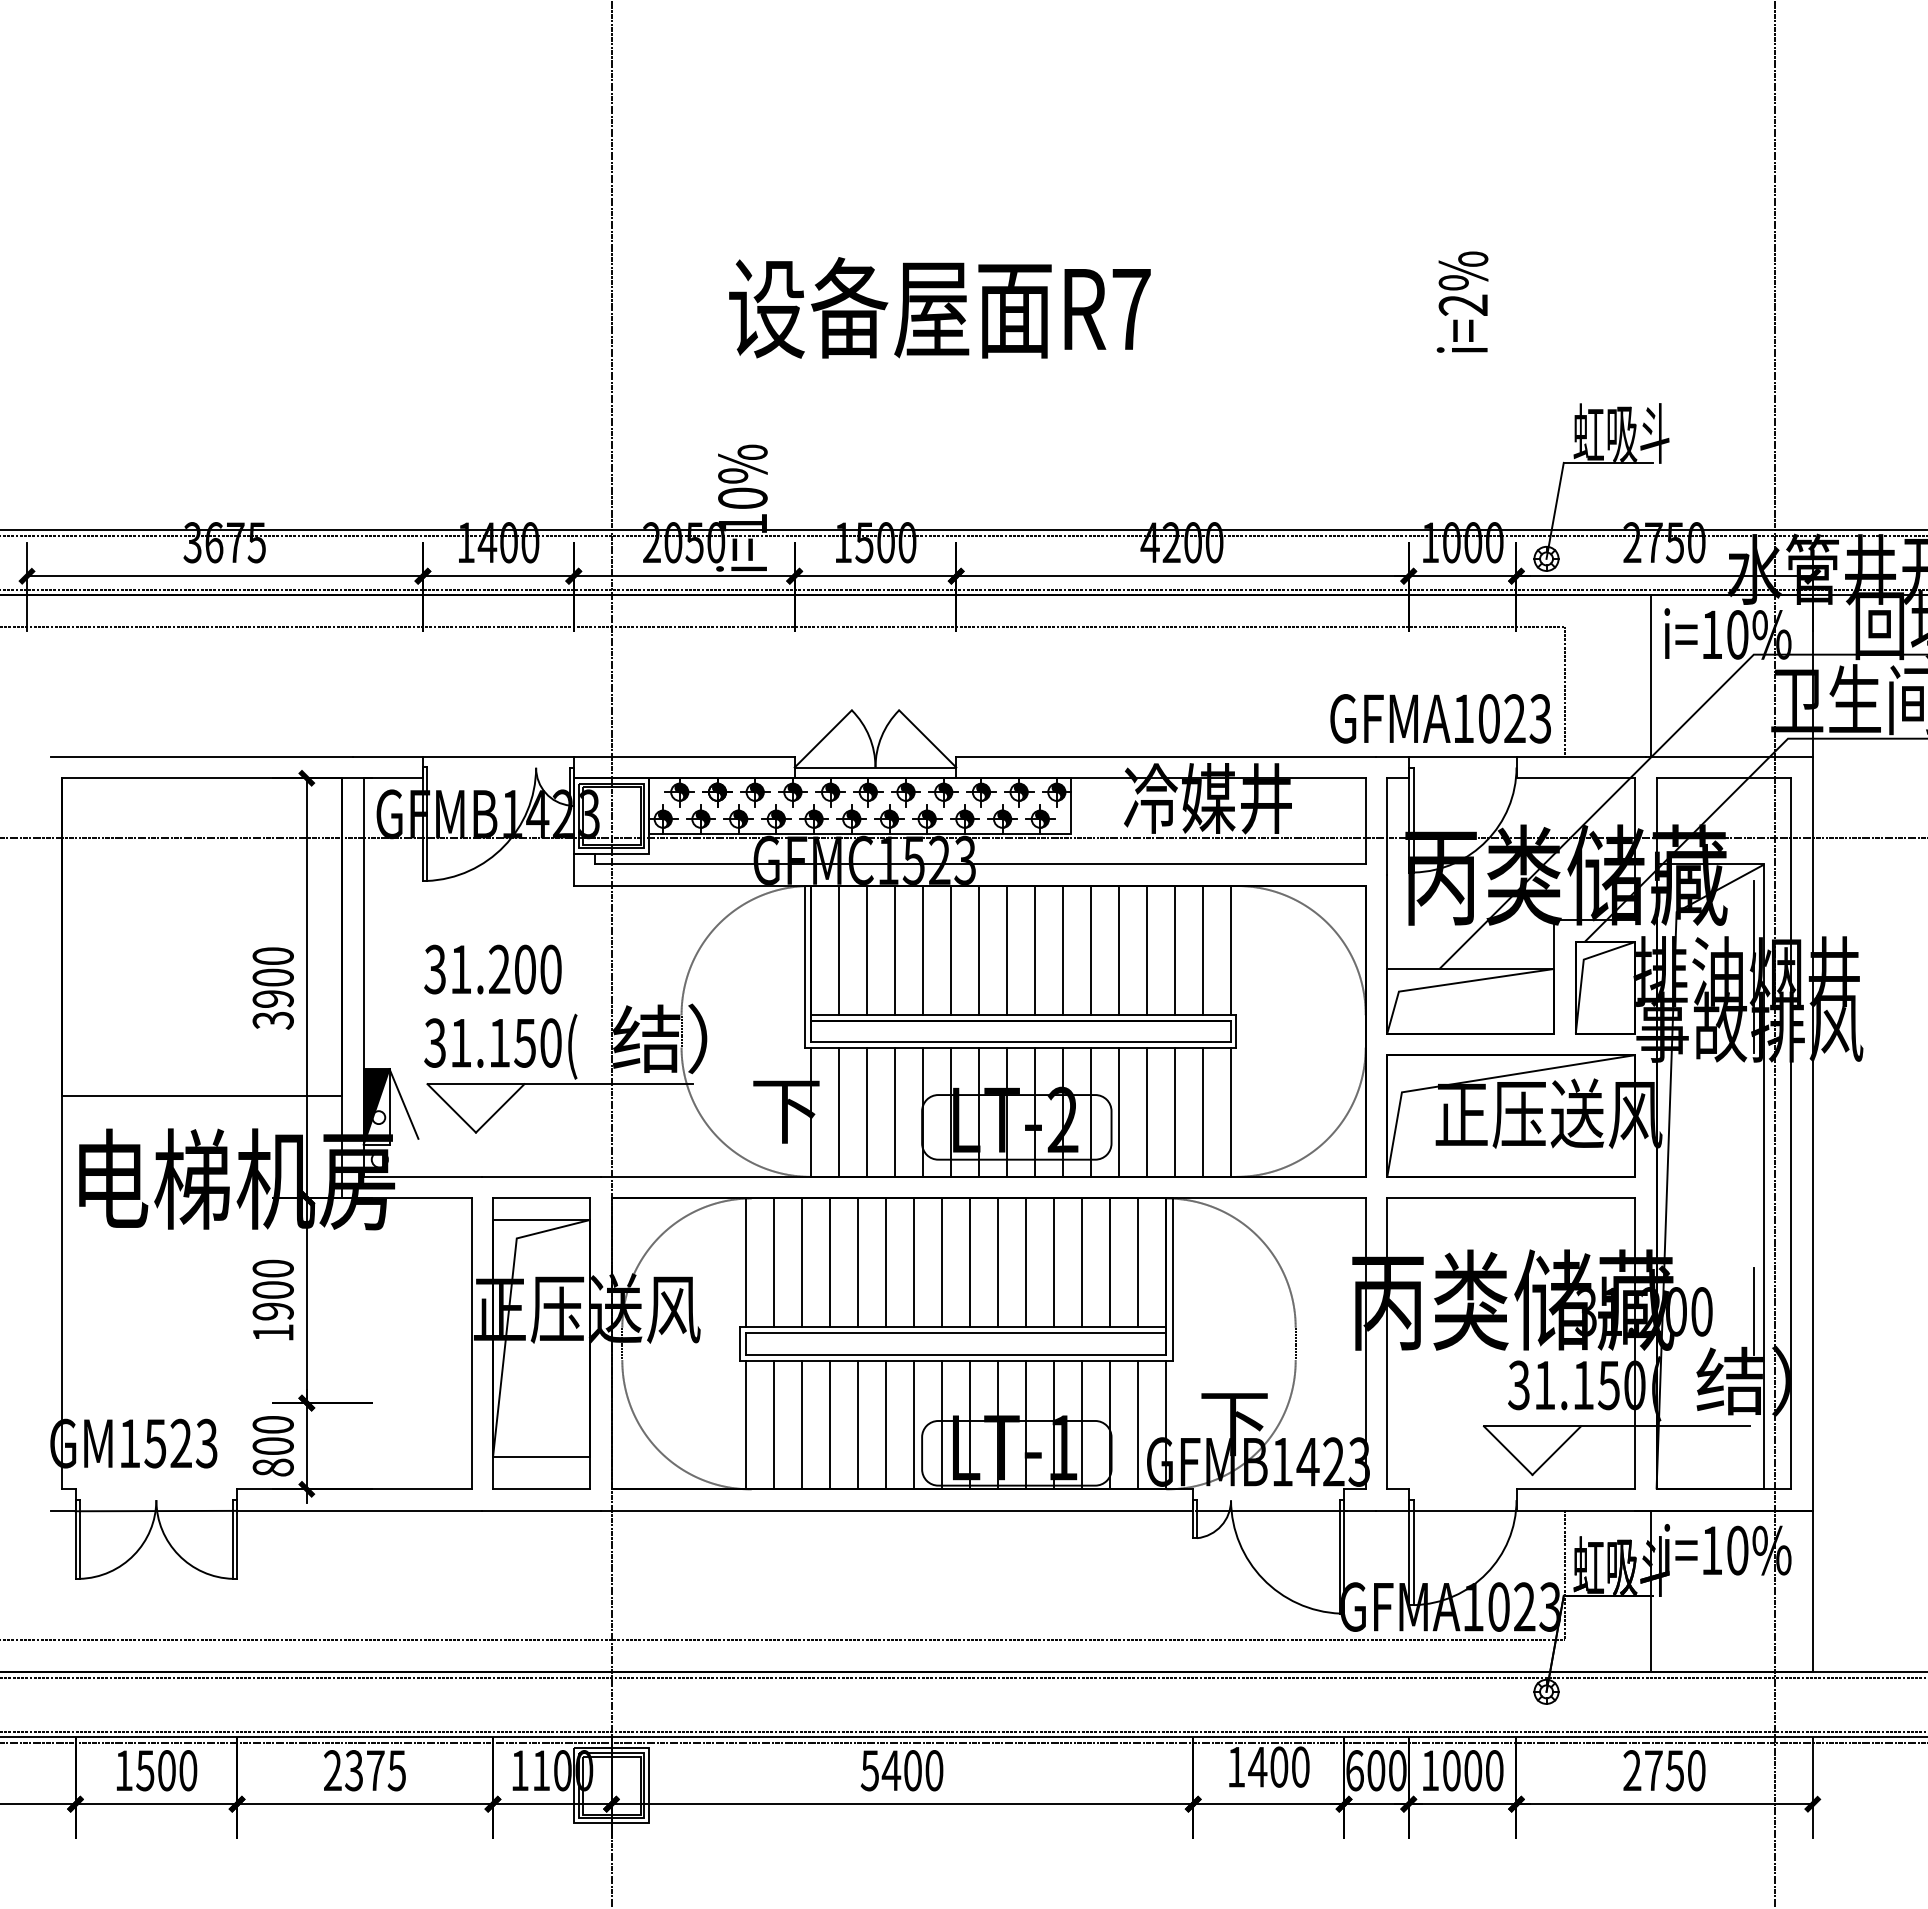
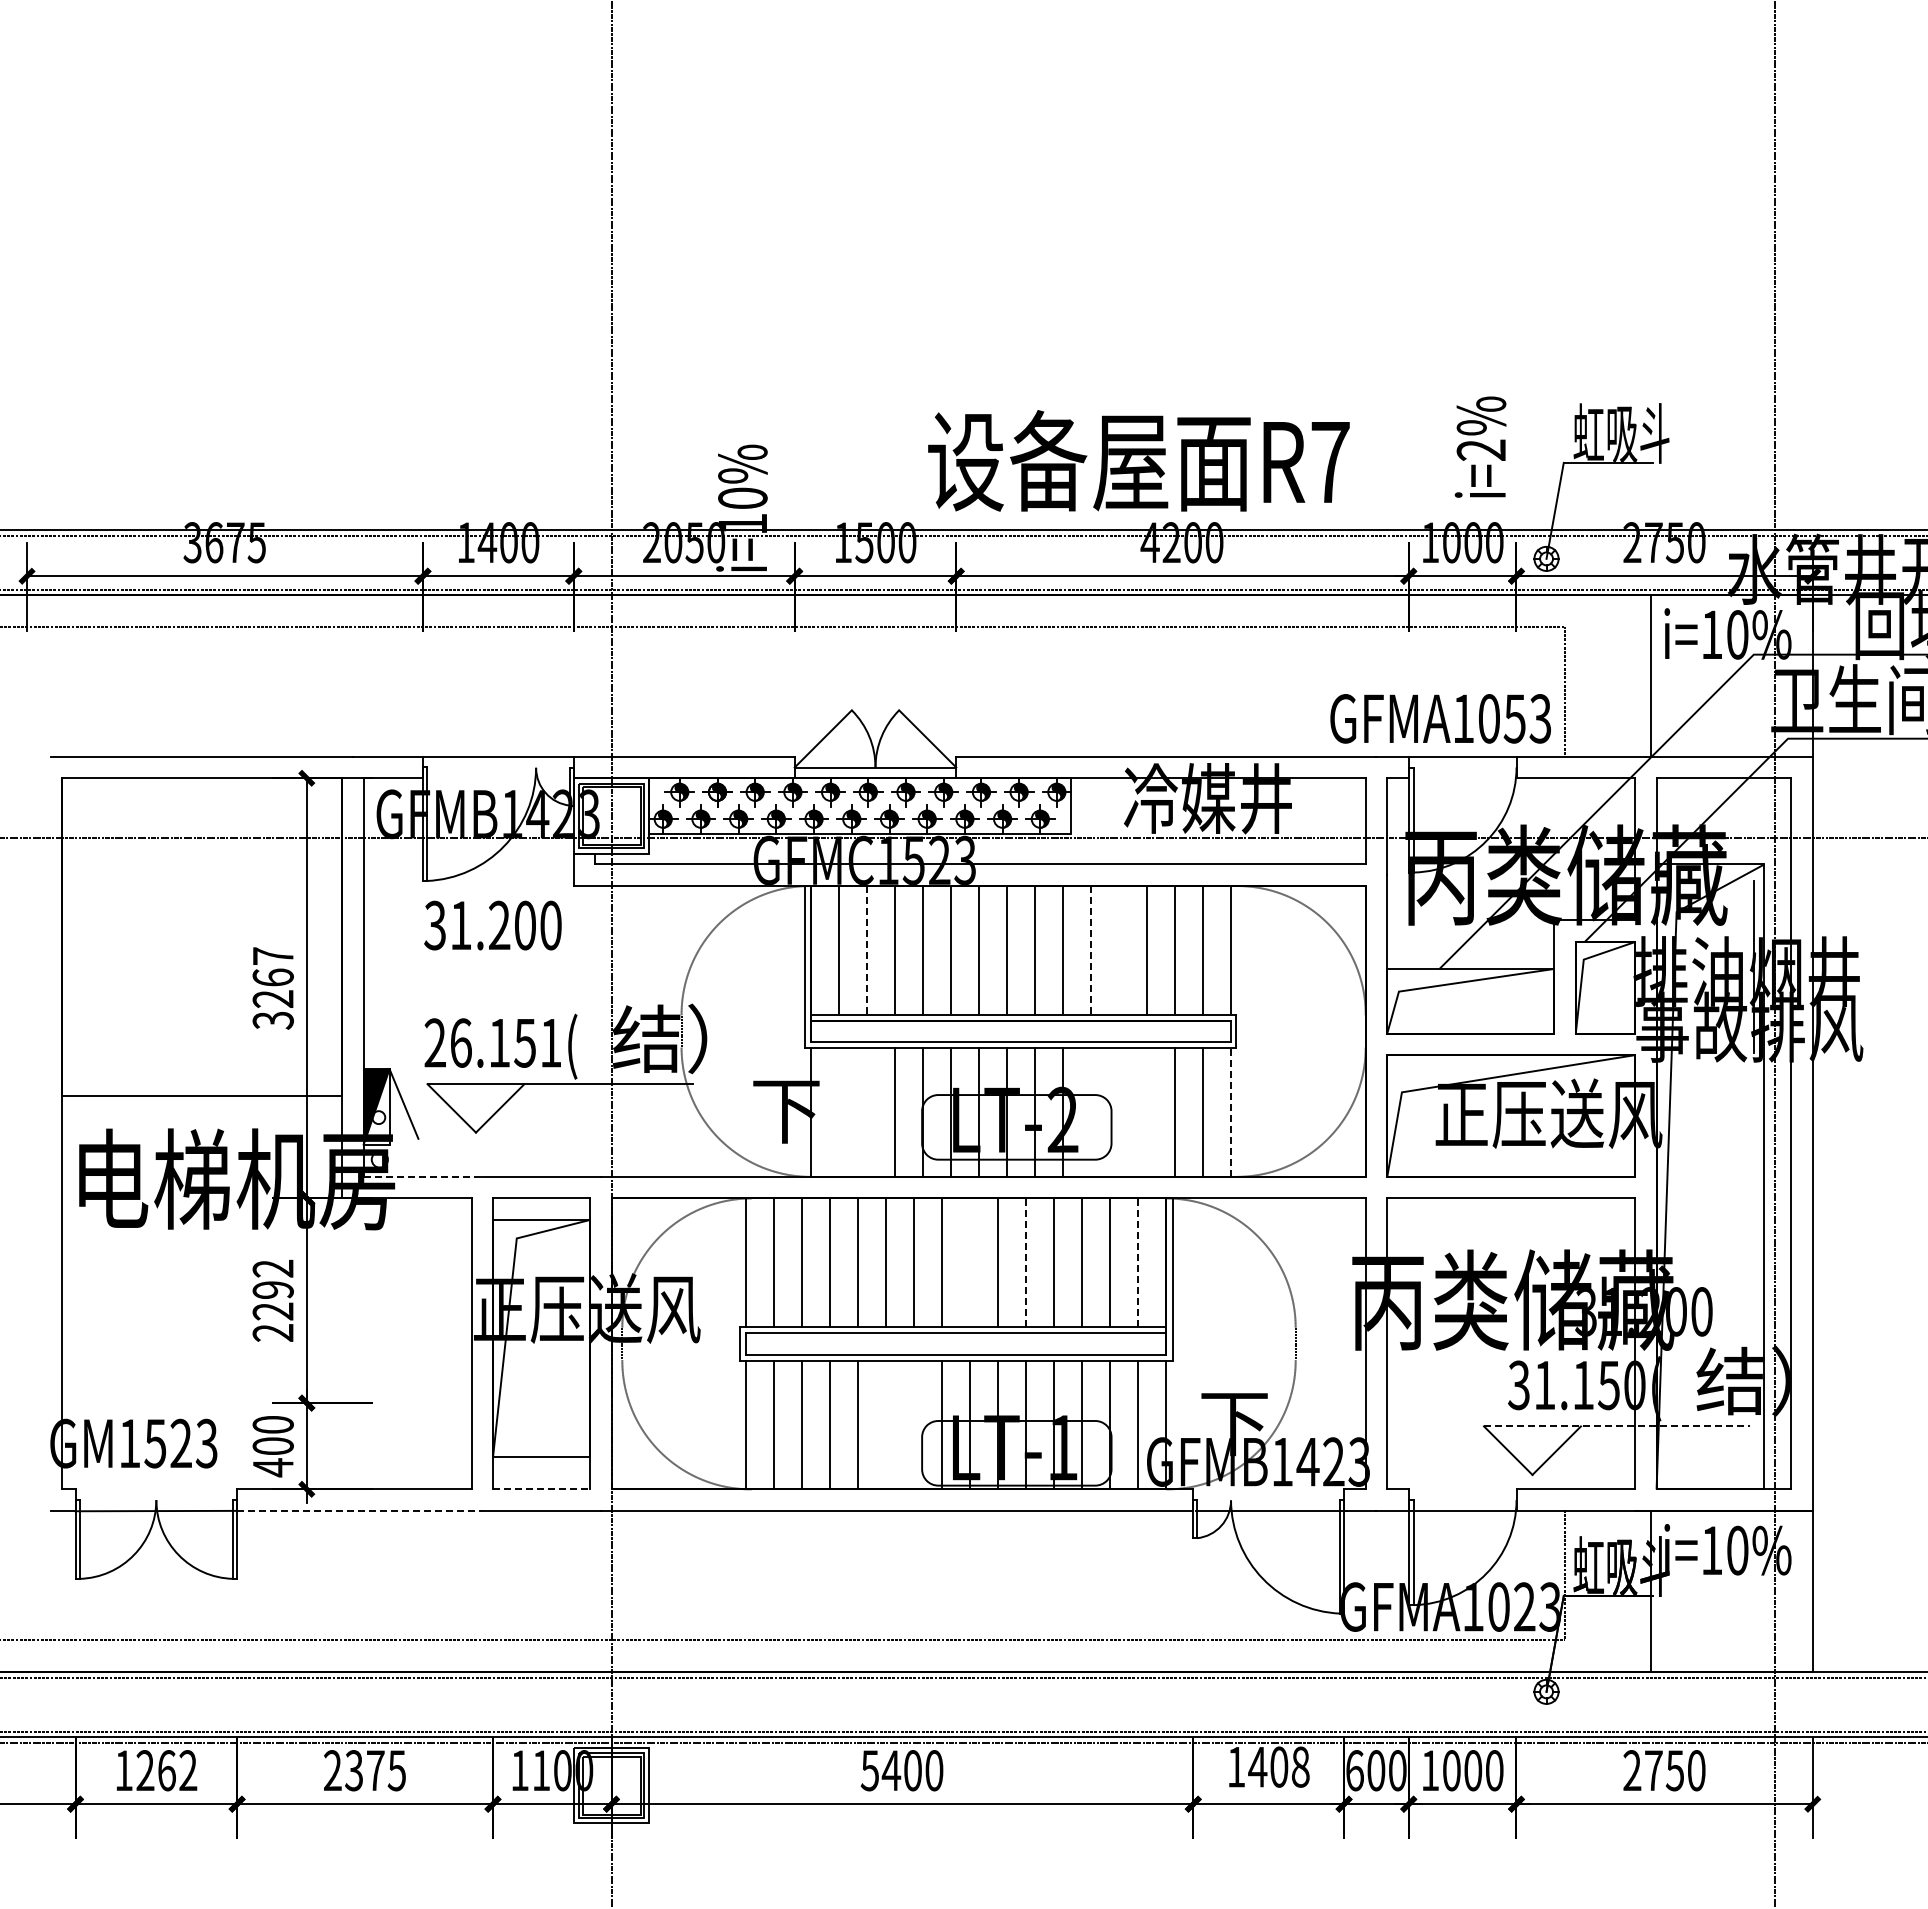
text position: (1462, 301) -> (1480, 446) (1480, 446)
text position: (939, 307) -> (1138, 460) (1138, 460)
text: GFMA1023 -> GFMA1053 (1514, 718)
line: solid -> dashed (866, 950)
line: solid -> dashed (1090, 950)
line: present -> none (1118, 950)
text position: (492, 969) -> (492, 925) (492, 925)
text: 3900 -> 3267 (272, 977)
text: 31.150( -> 26.151( (492, 1042)
line: present -> none (838, 1111)
line: present -> none (866, 1111)
line: present -> none (1090, 1111)
line: present -> none (1118, 1111)
line: present -> none (1147, 1111)
line: solid -> dashed (1231, 1112)
line: solid -> dashed (423, 1176)
line: present -> none (970, 1262)
line: solid -> dashed (1026, 1262)
line: solid -> dashed (1138, 1262)
text: 1900 -> 2292 (272, 1300)
line: present -> none (1753, 1311)
line: present -> none (886, 1425)
line: present -> none (914, 1425)
line: solid -> dashed (1616, 1426)
text: 800 -> 400 (272, 1467)
line: solid -> dashed (542, 1489)
line: solid -> dashed (359, 1510)
text: 1400 -> 1408 (1300, 1766)
text: 1500 -> 1262 (166, 1770)
